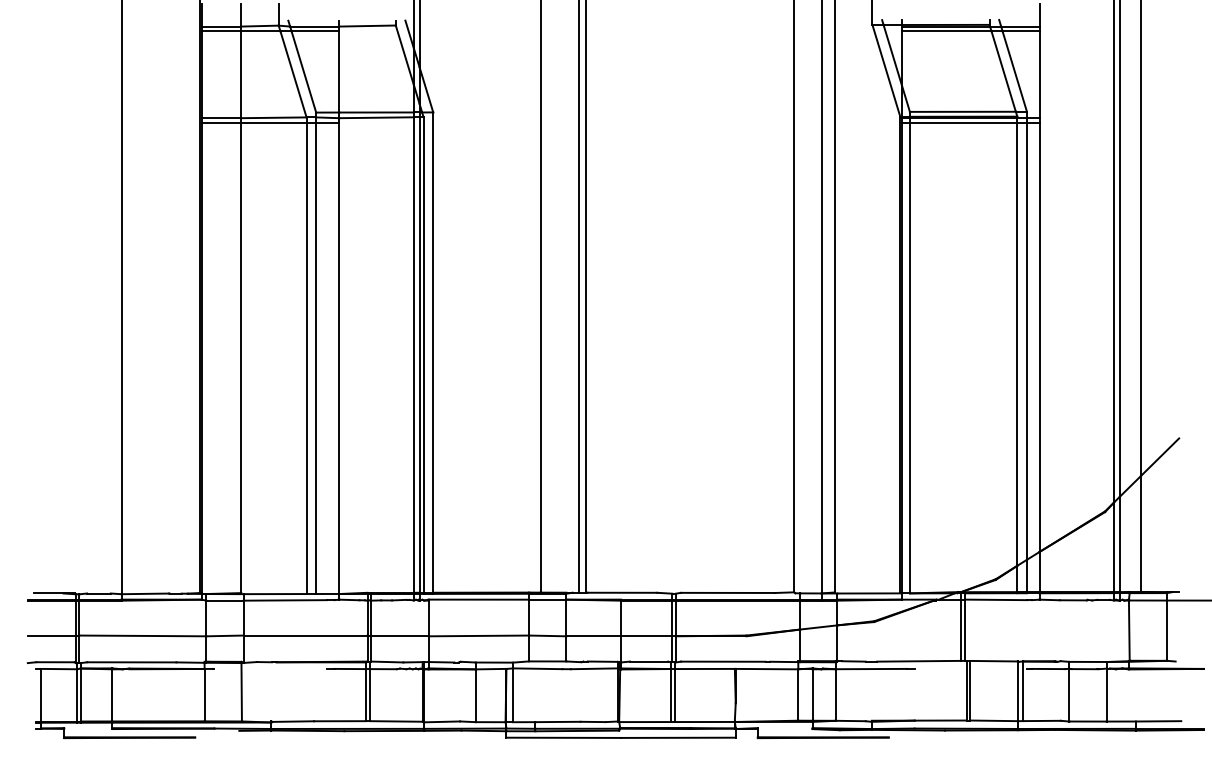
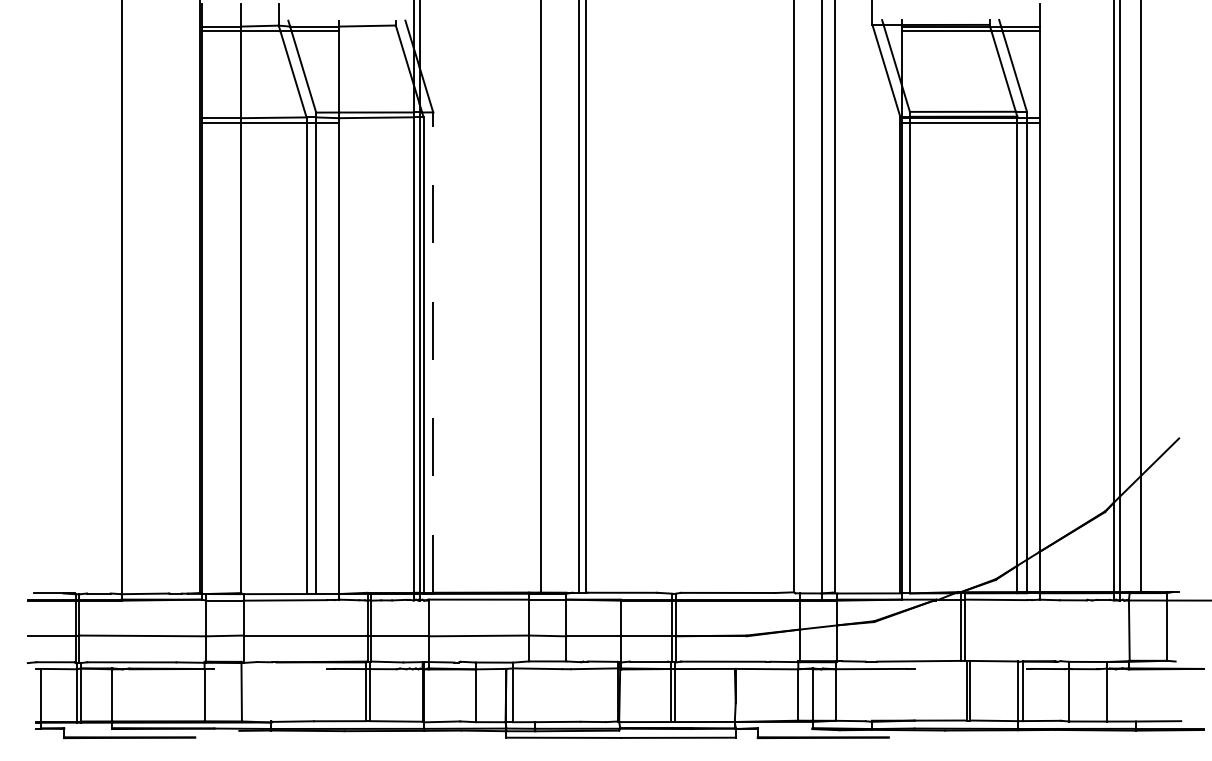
line: solid -> dashed (433, 352)
